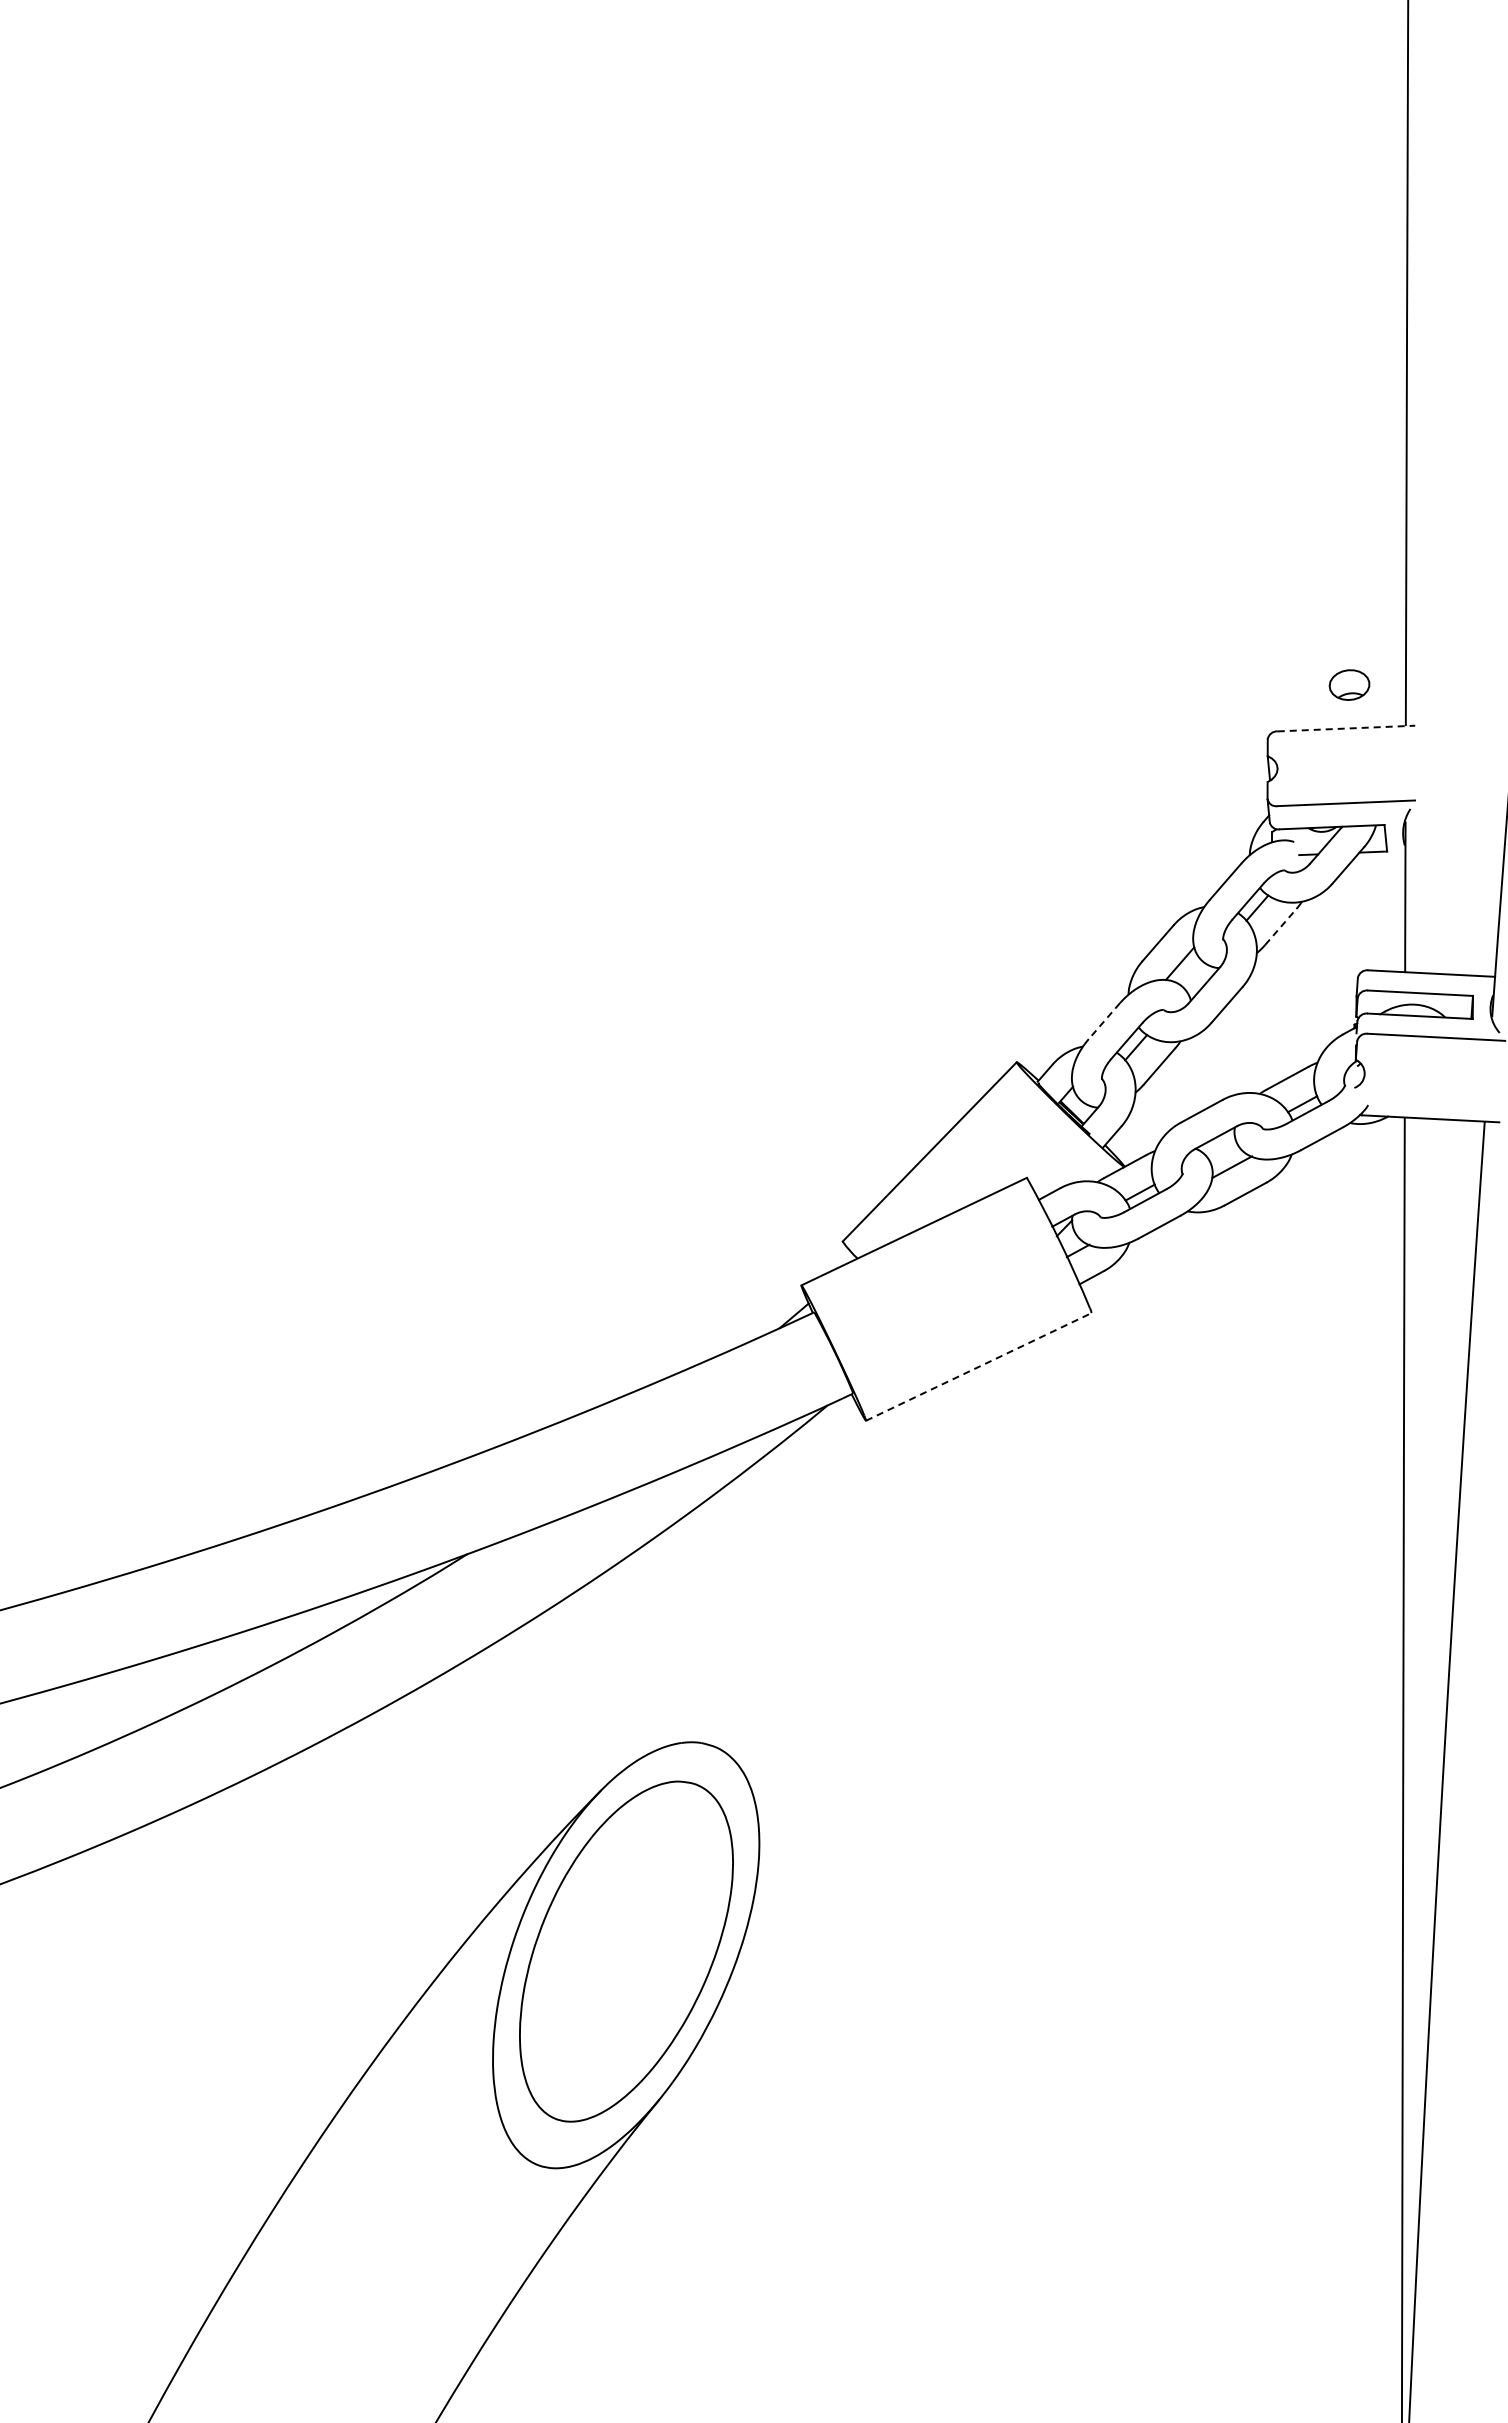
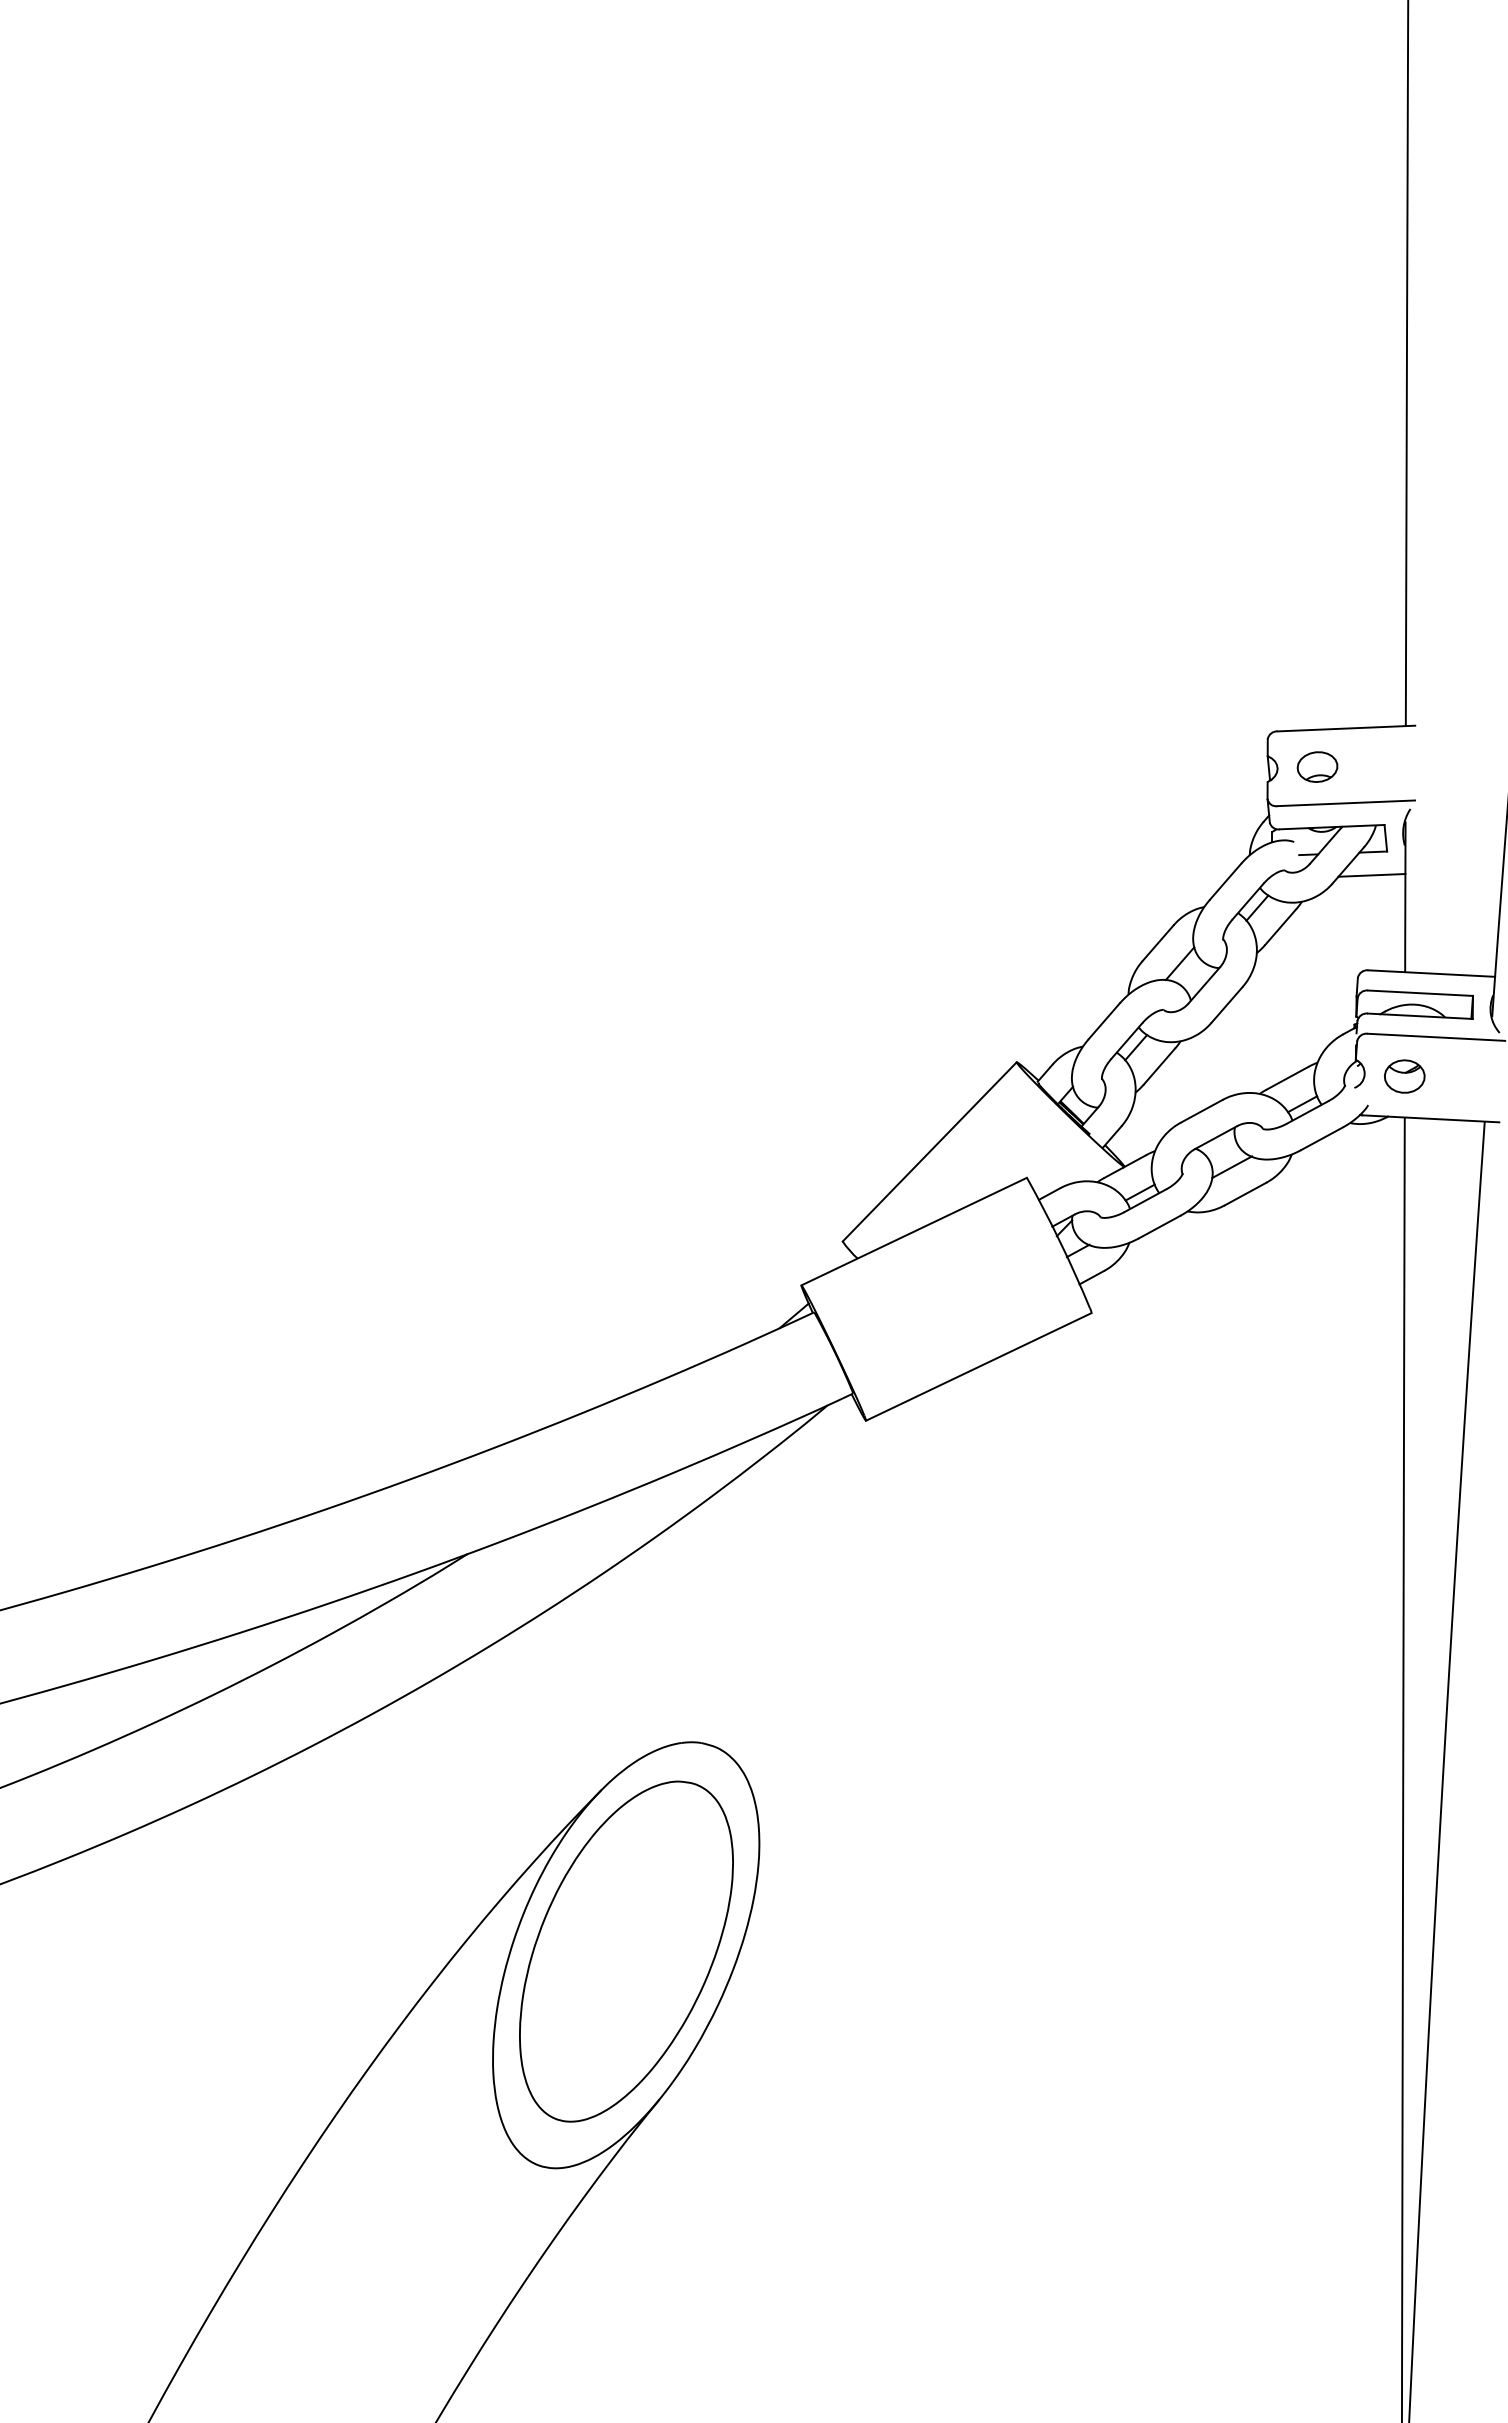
part position: (1349, 684) -> (1317, 766) (1317, 766)
line: dashed -> solid (1346, 728)
line: none -> present (1371, 875)
line: dashed -> solid (1280, 926)
line: dashed -> solid (1104, 1021)
part: none -> present (1404, 1076)
line: dashed -> solid (978, 1366)
